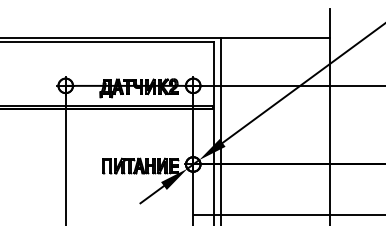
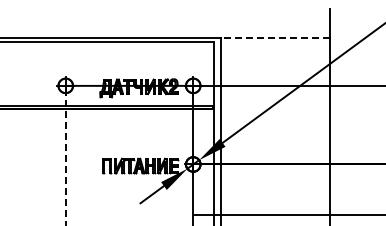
line: solid -> dashed (275, 37)
line: solid -> dashed (65, 155)
